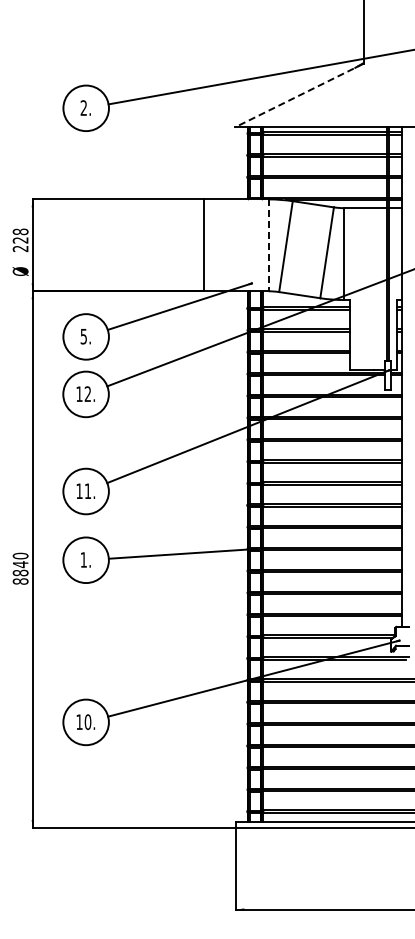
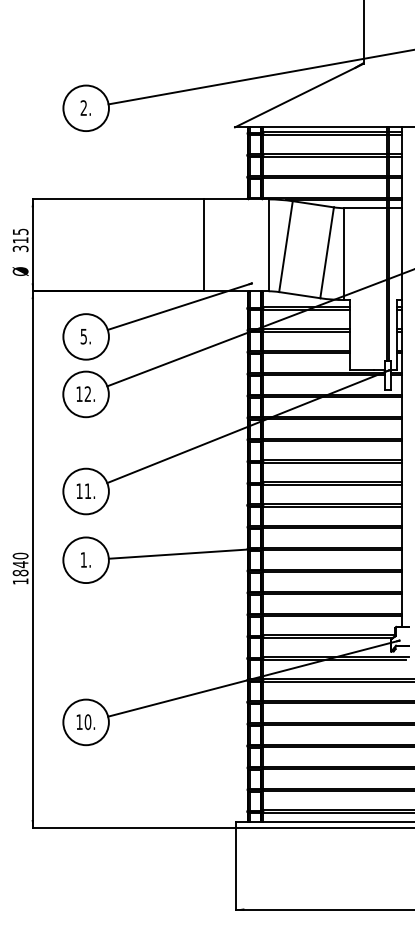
line: dashed -> solid (299, 95)
text: 228 -> 315 (20, 239)
line: dashed -> solid (268, 245)
text: 8840 -> 1840 (20, 581)
